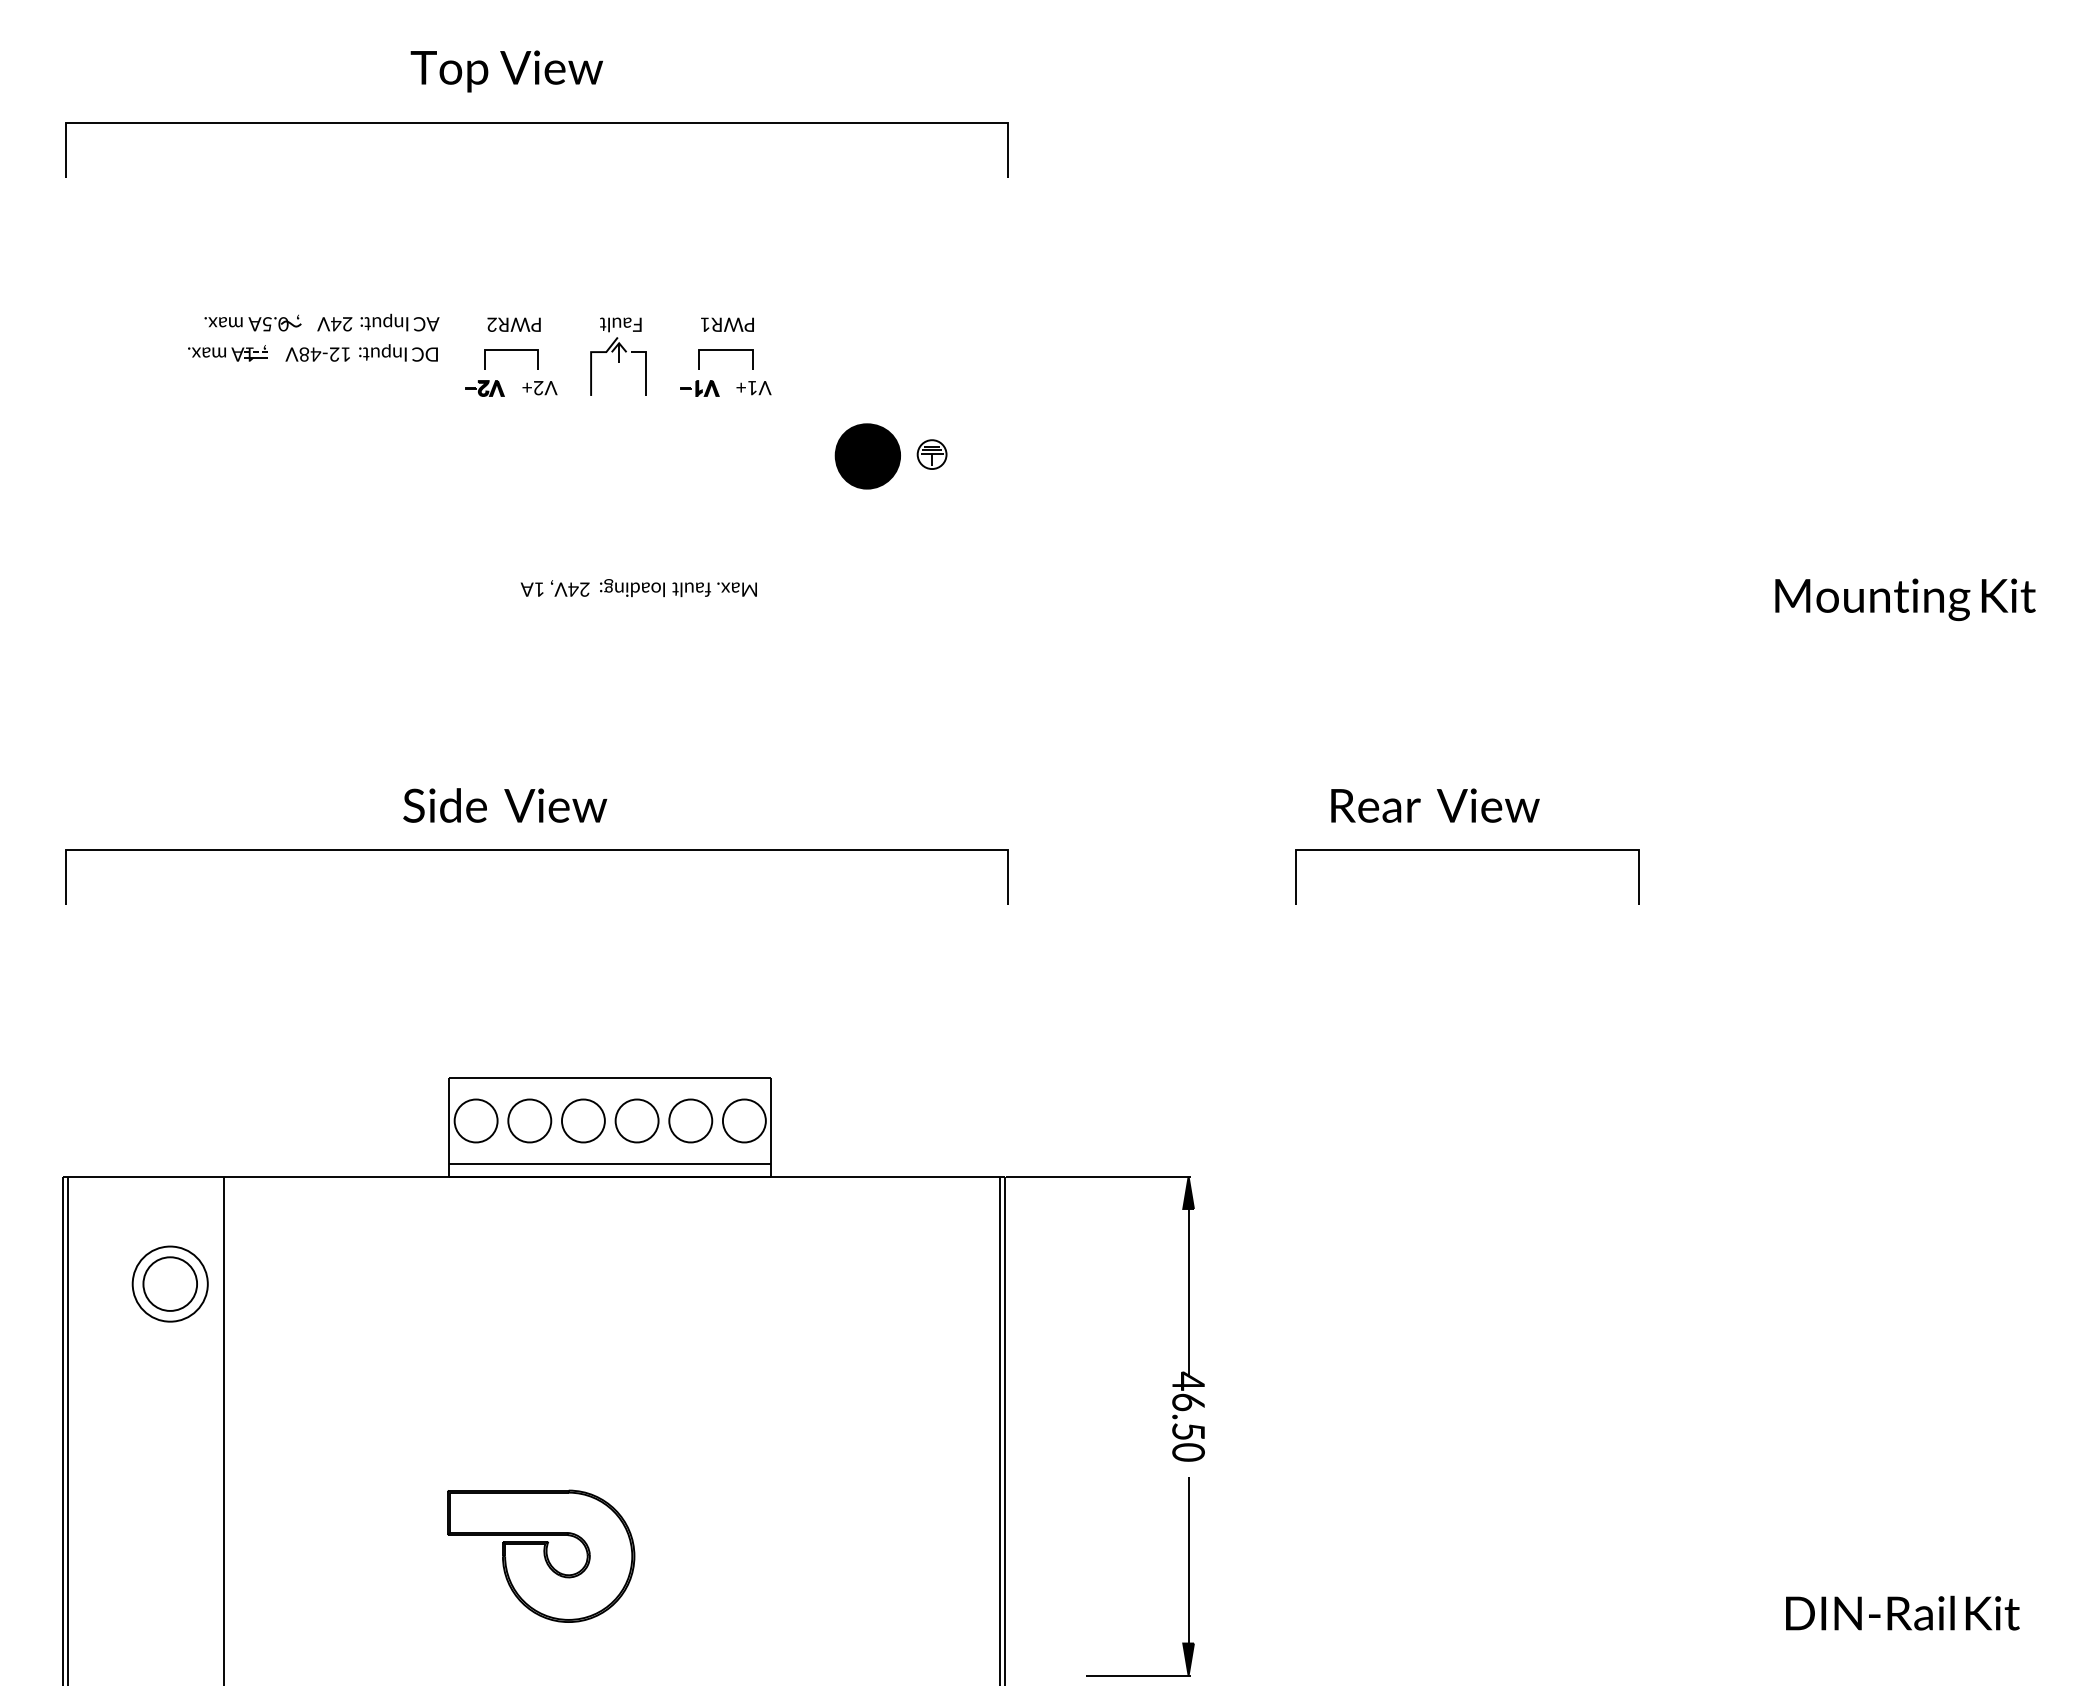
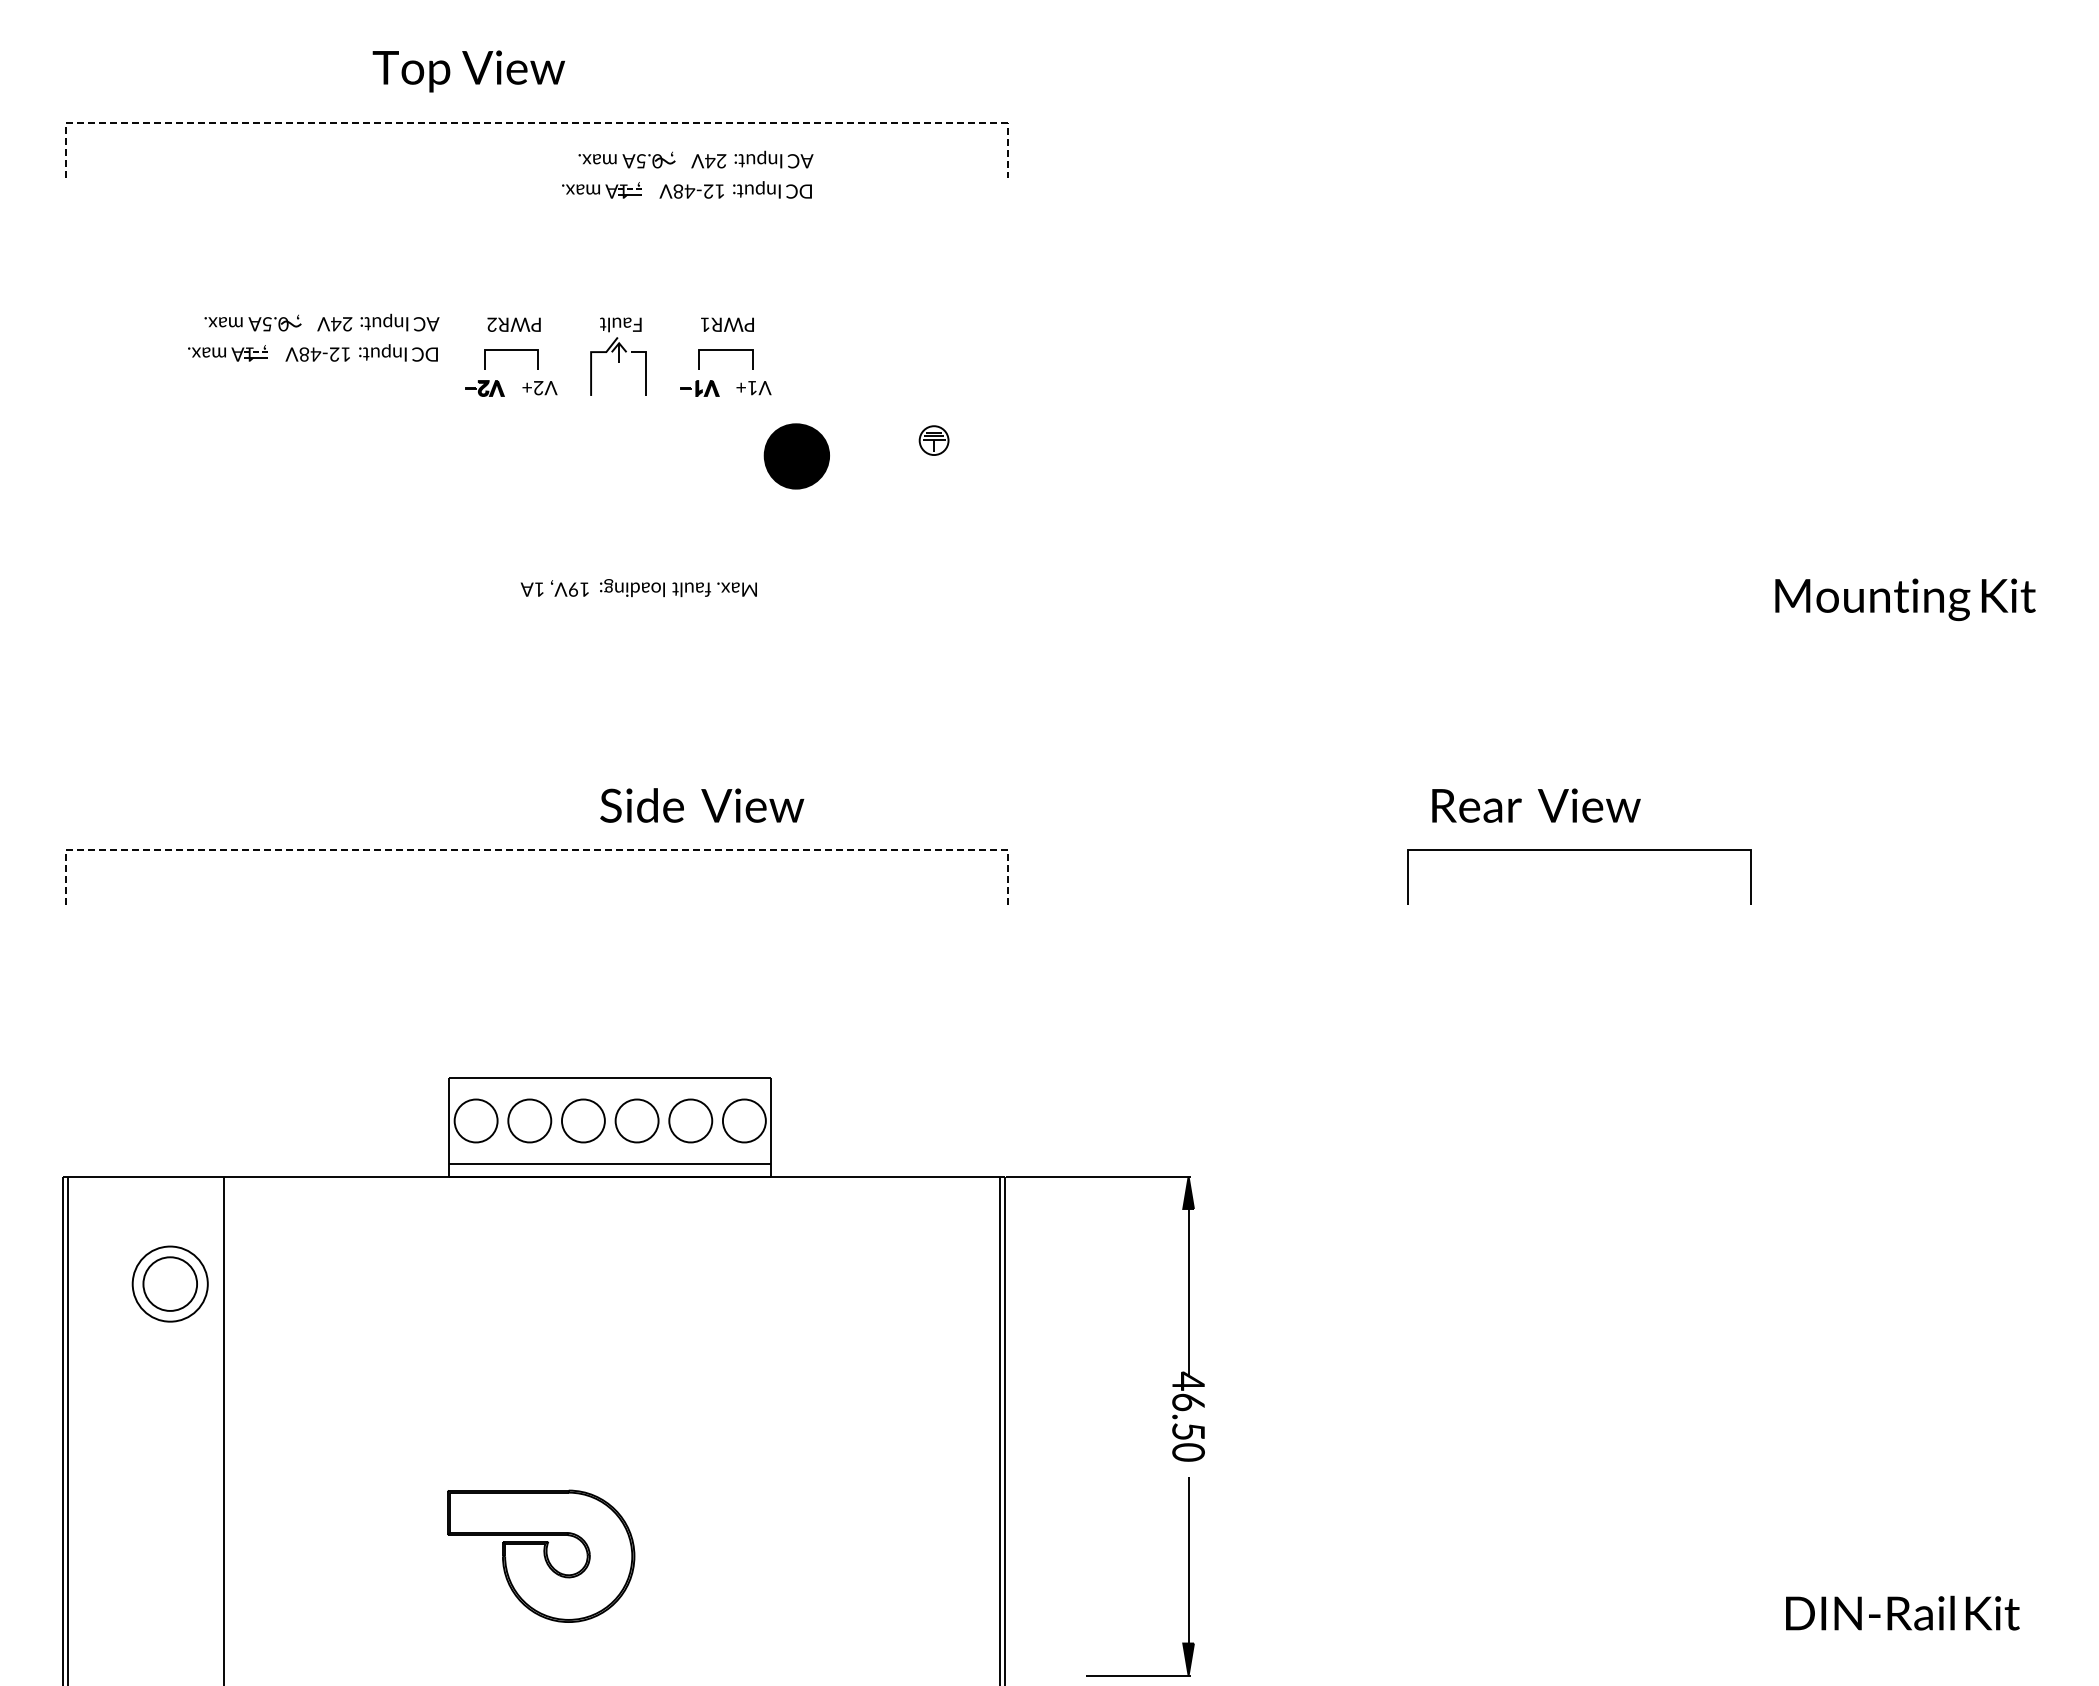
text position: (506, 71) -> (468, 71) (468, 71)
line: solid -> dashed (537, 123)
part: none -> present (691, 168)
part position: (931, 454) -> (933, 440) (933, 440)
part position: (867, 456) -> (796, 456) (796, 456)
text: 24V, -> 19V, (578, 589)
text position: (505, 805) -> (702, 805) (702, 805)
text position: (1435, 805) -> (1536, 805) (1536, 805)
line: solid -> dashed (537, 849)
line position: (1467, 850) -> (1579, 850) (1579, 850)
